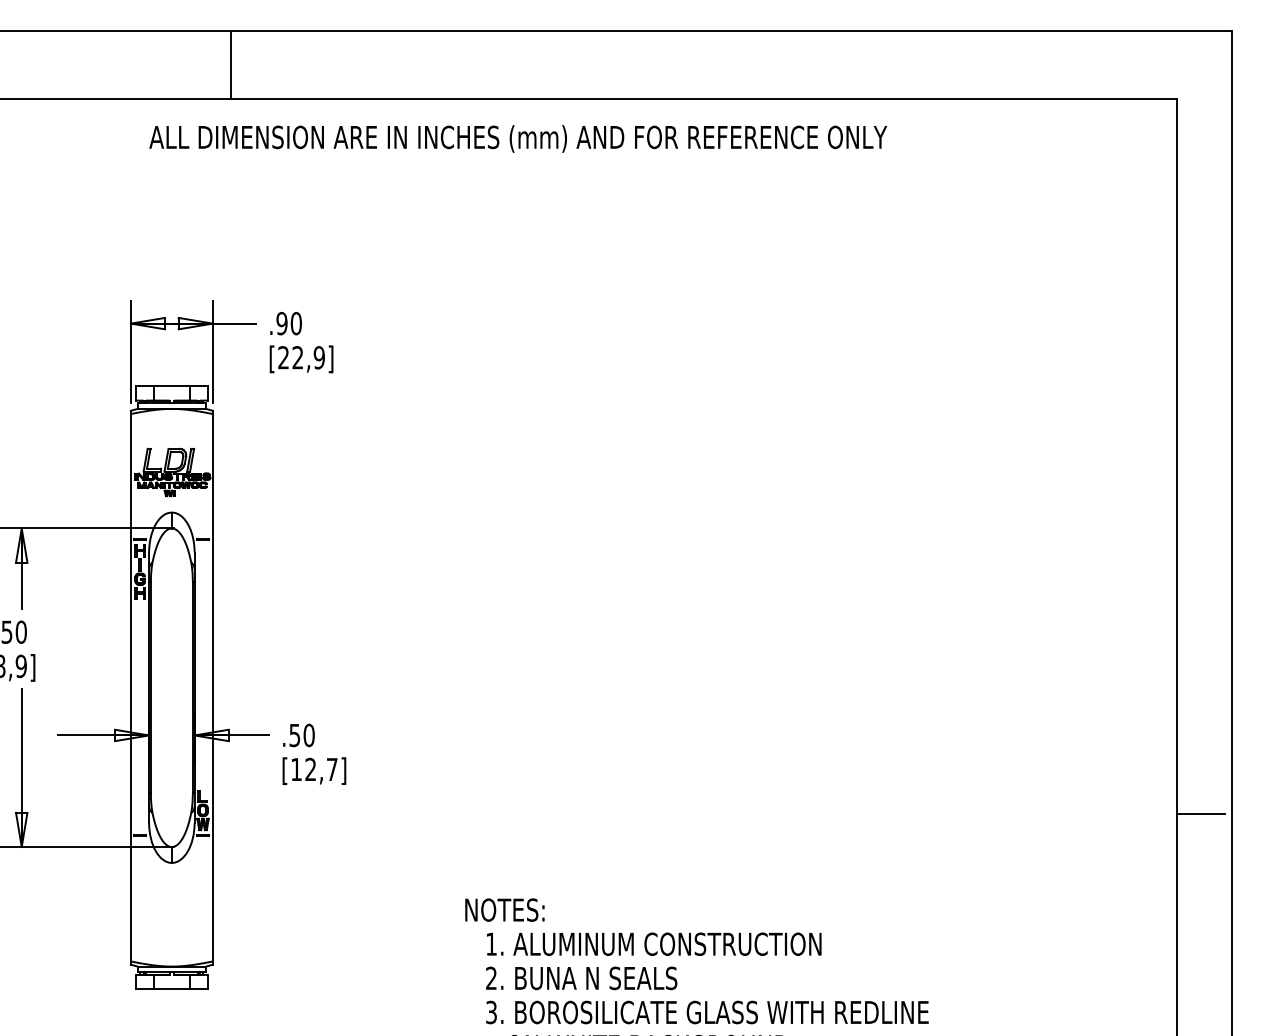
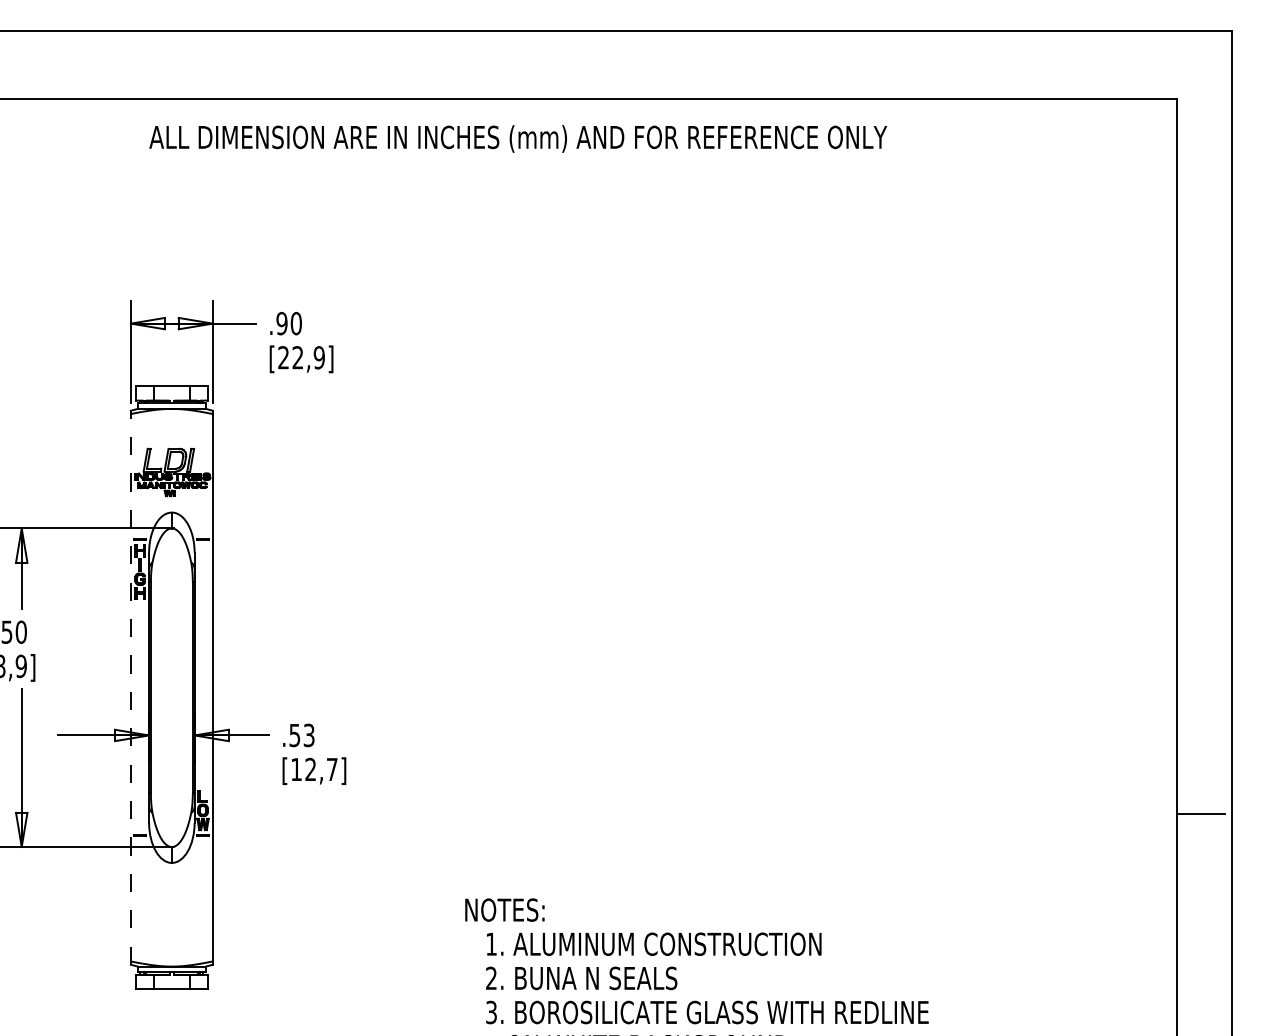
line: present -> none (230, 65)
line: solid -> dashed (130, 687)
text: .50 -> .53 (308, 735)
